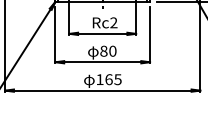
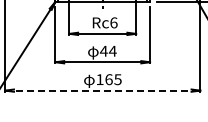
text: Rc2 -> Rc6 (113, 22)
text: 80 -> 44 (107, 50)
line: solid -> dashed (102, 90)
